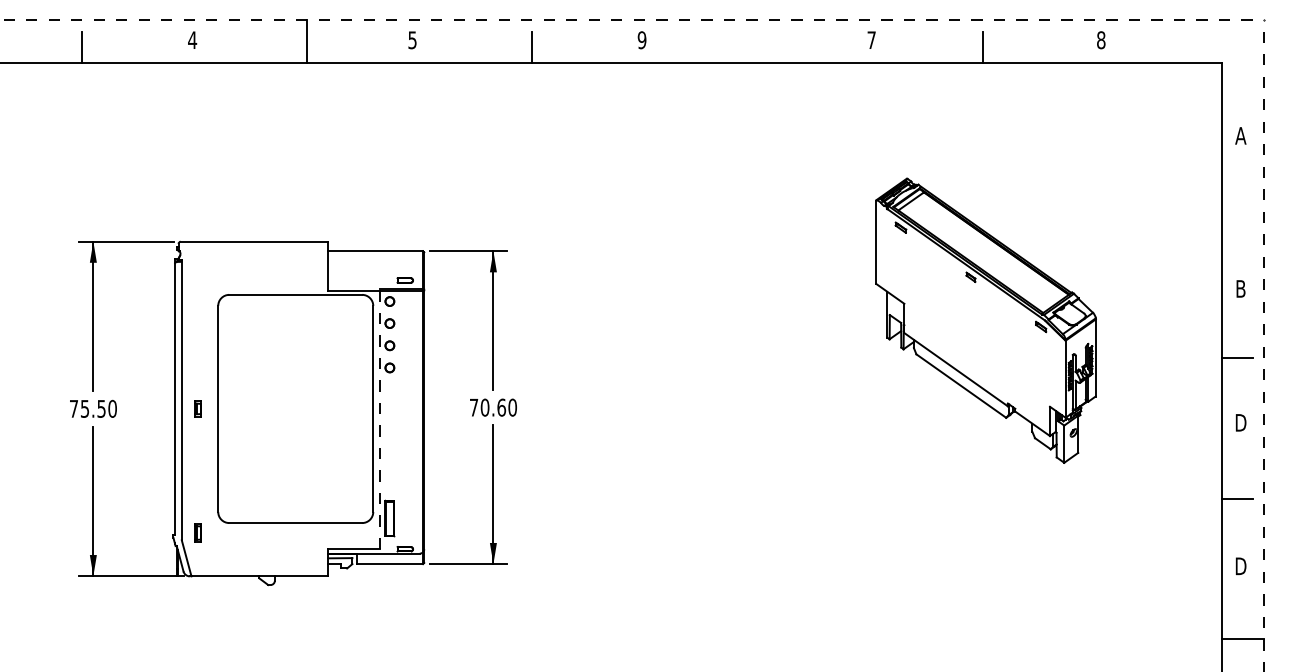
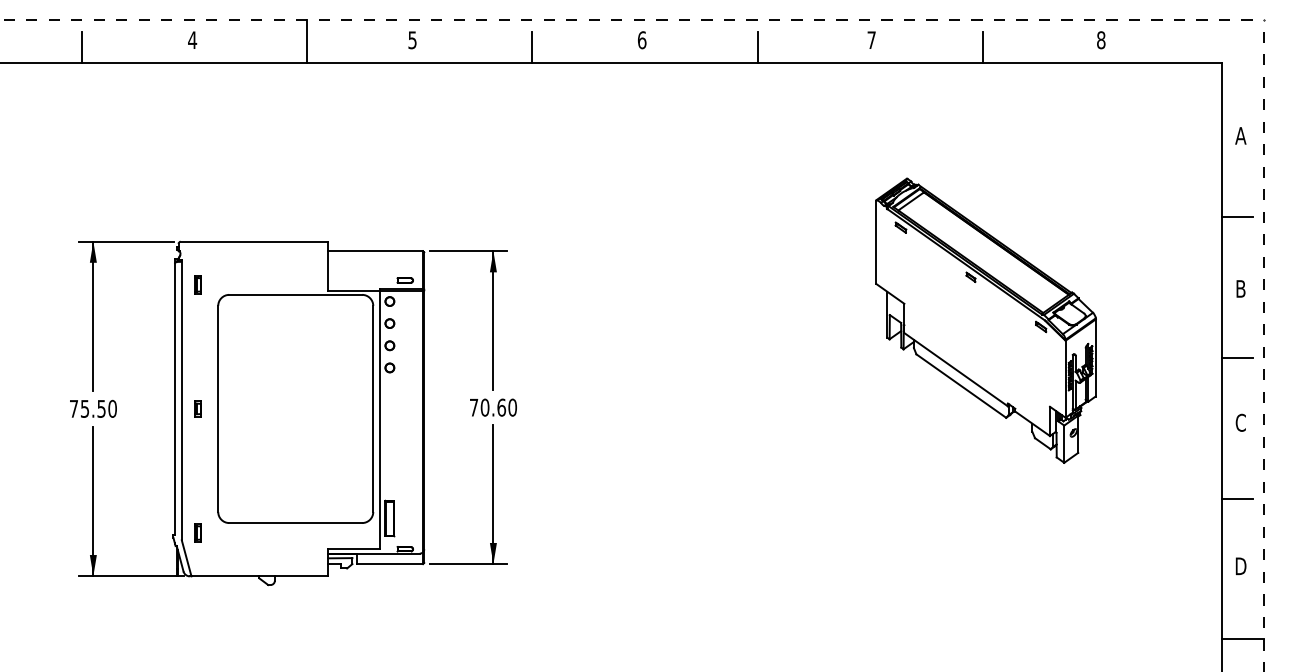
text: 9 -> 6 (641, 40)
line: none -> present (757, 46)
line: none -> present (1236, 217)
part: none -> present (197, 284)
line: dashed -> solid (379, 419)
text: D -> C (1240, 422)
